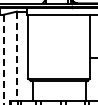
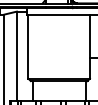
line: dashed -> solid (16, 56)
line: dashed -> solid (4, 60)
